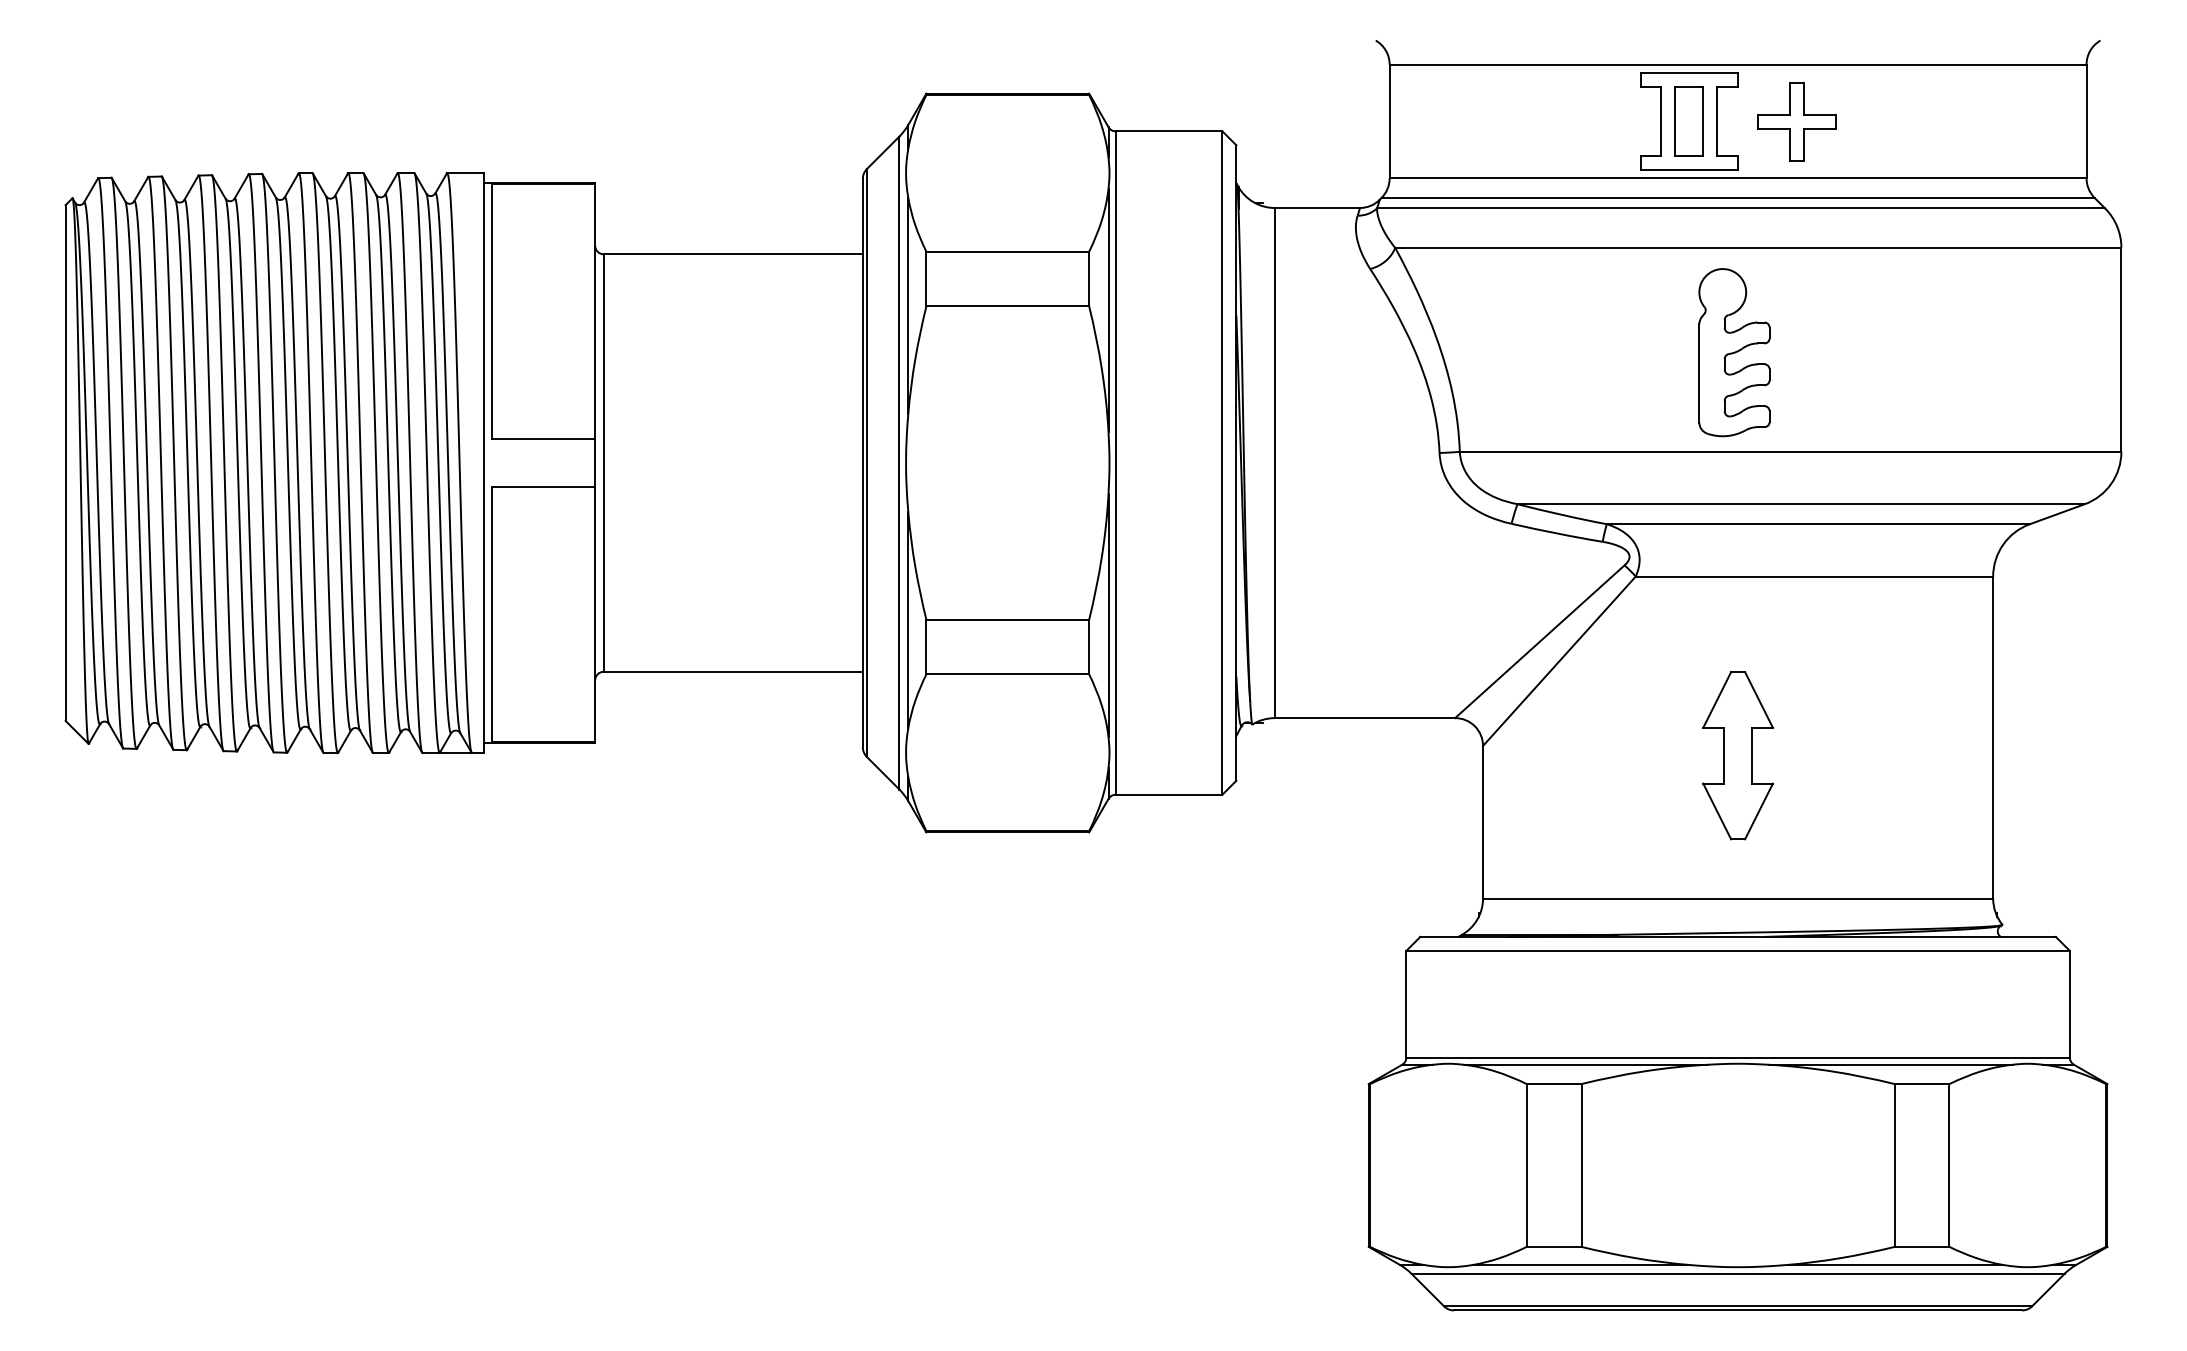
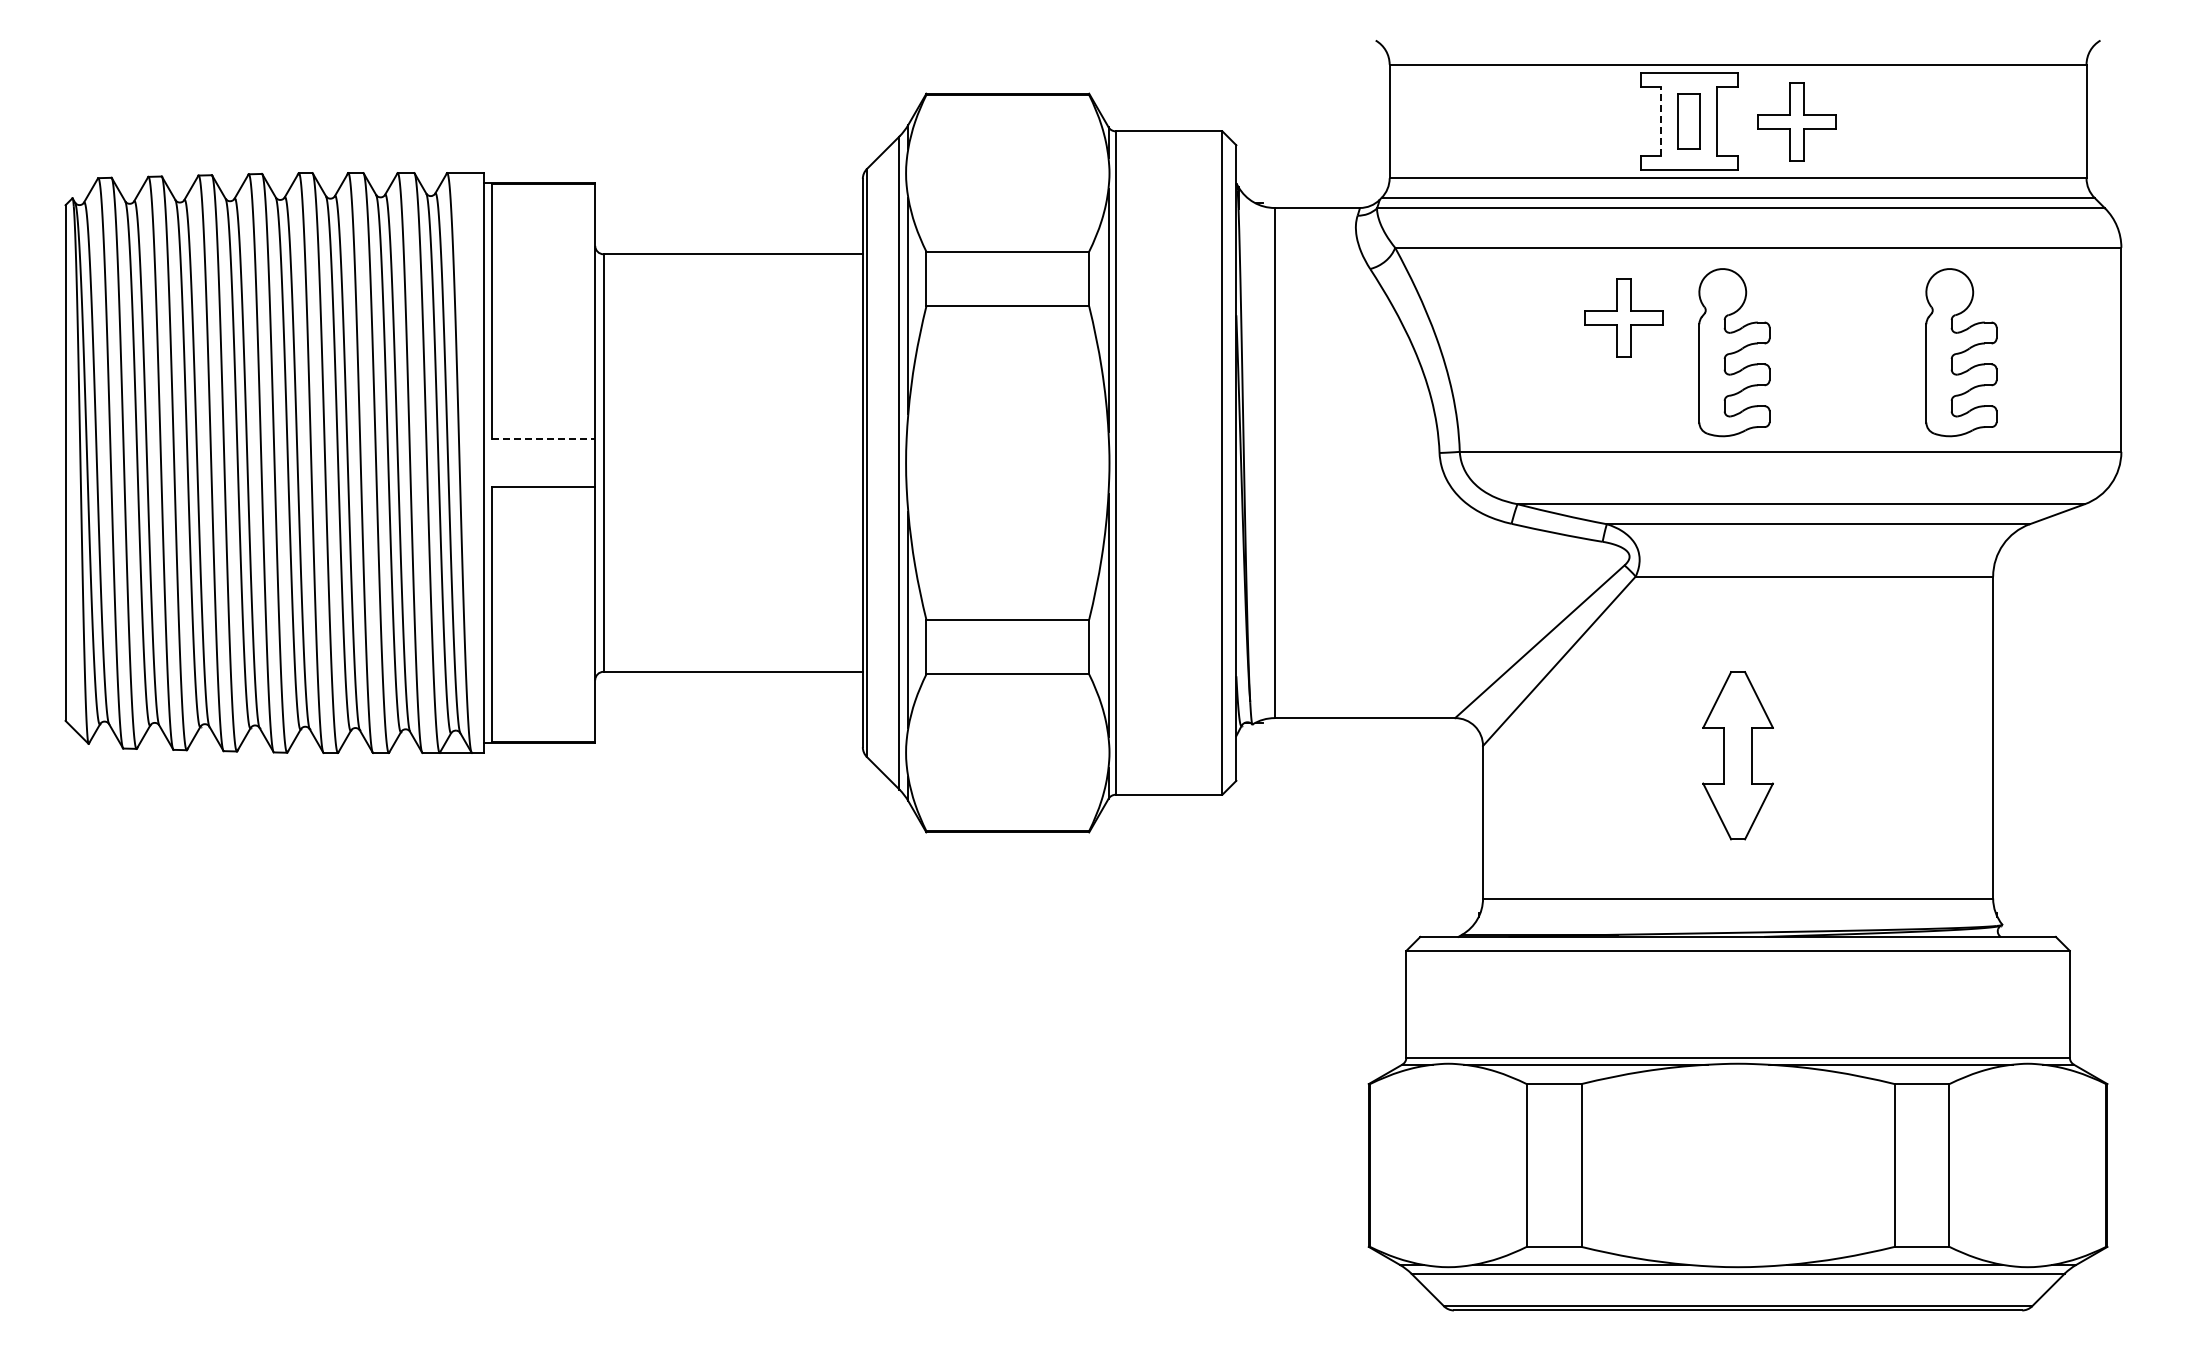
line: solid -> dashed (1661, 121)
part size: 30x71 px -> 24x57 px (1688, 121)
part: none -> present (1623, 317)
part: none -> present (1961, 352)
line: solid -> dashed (543, 438)
